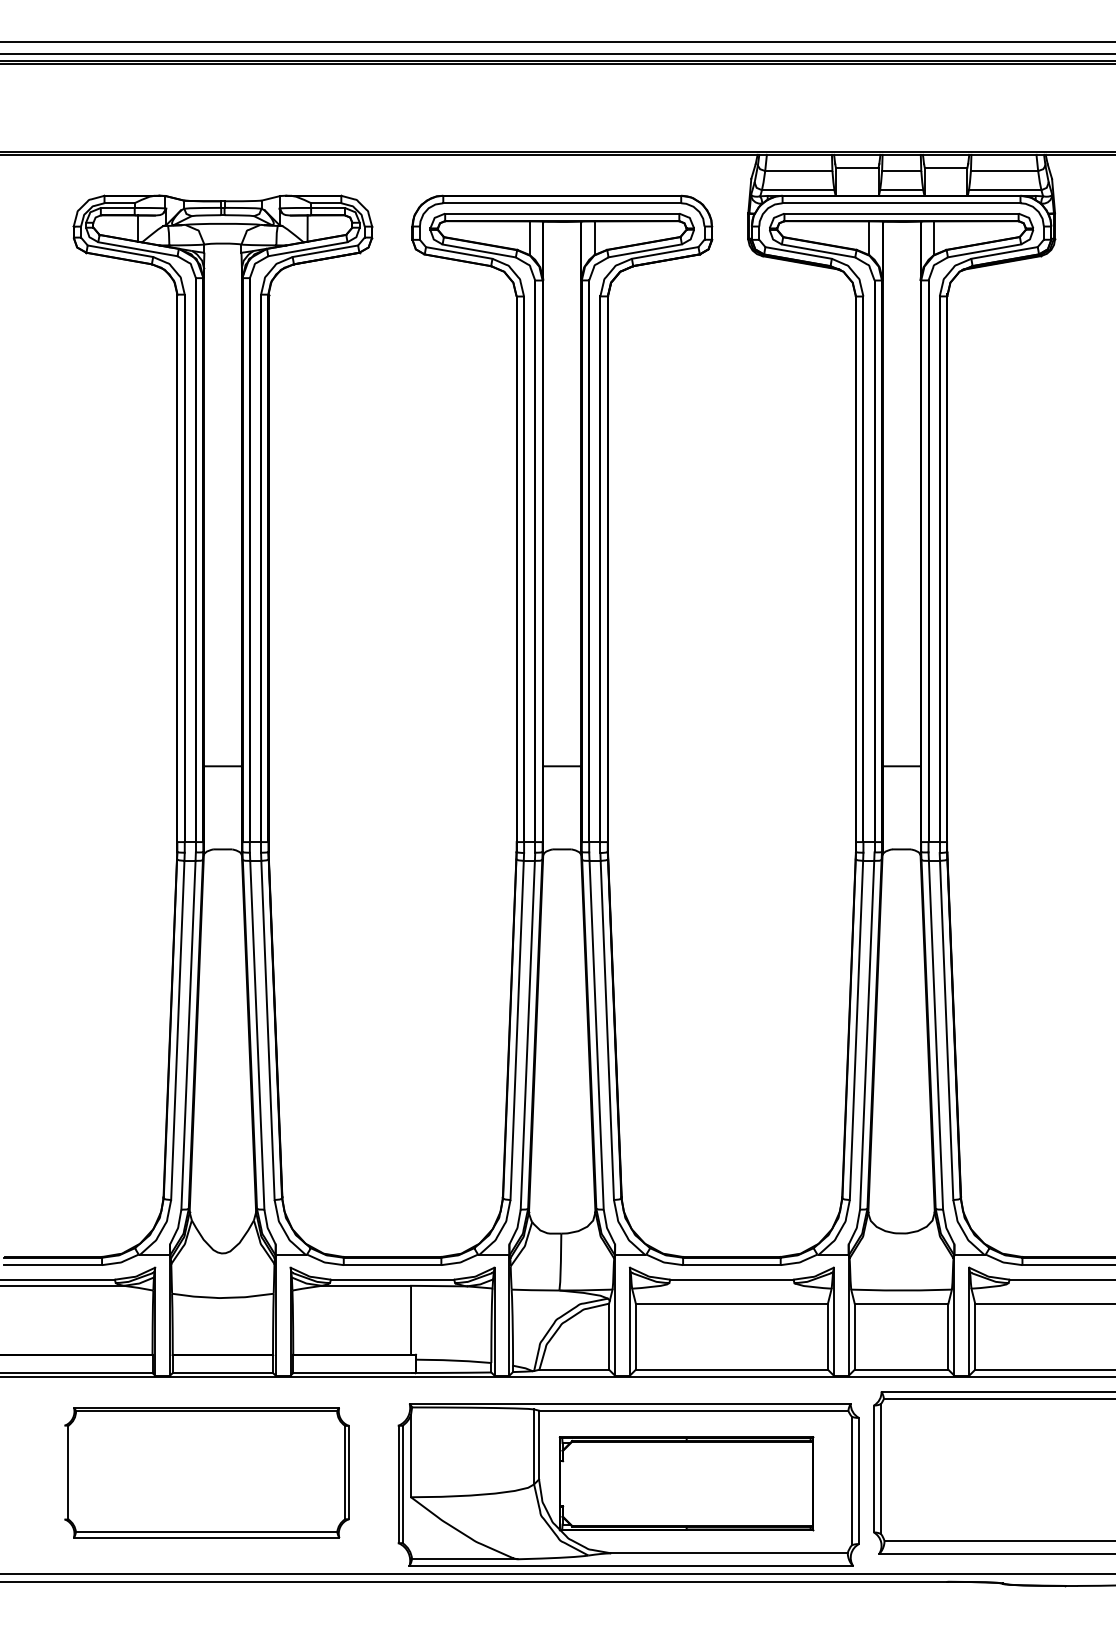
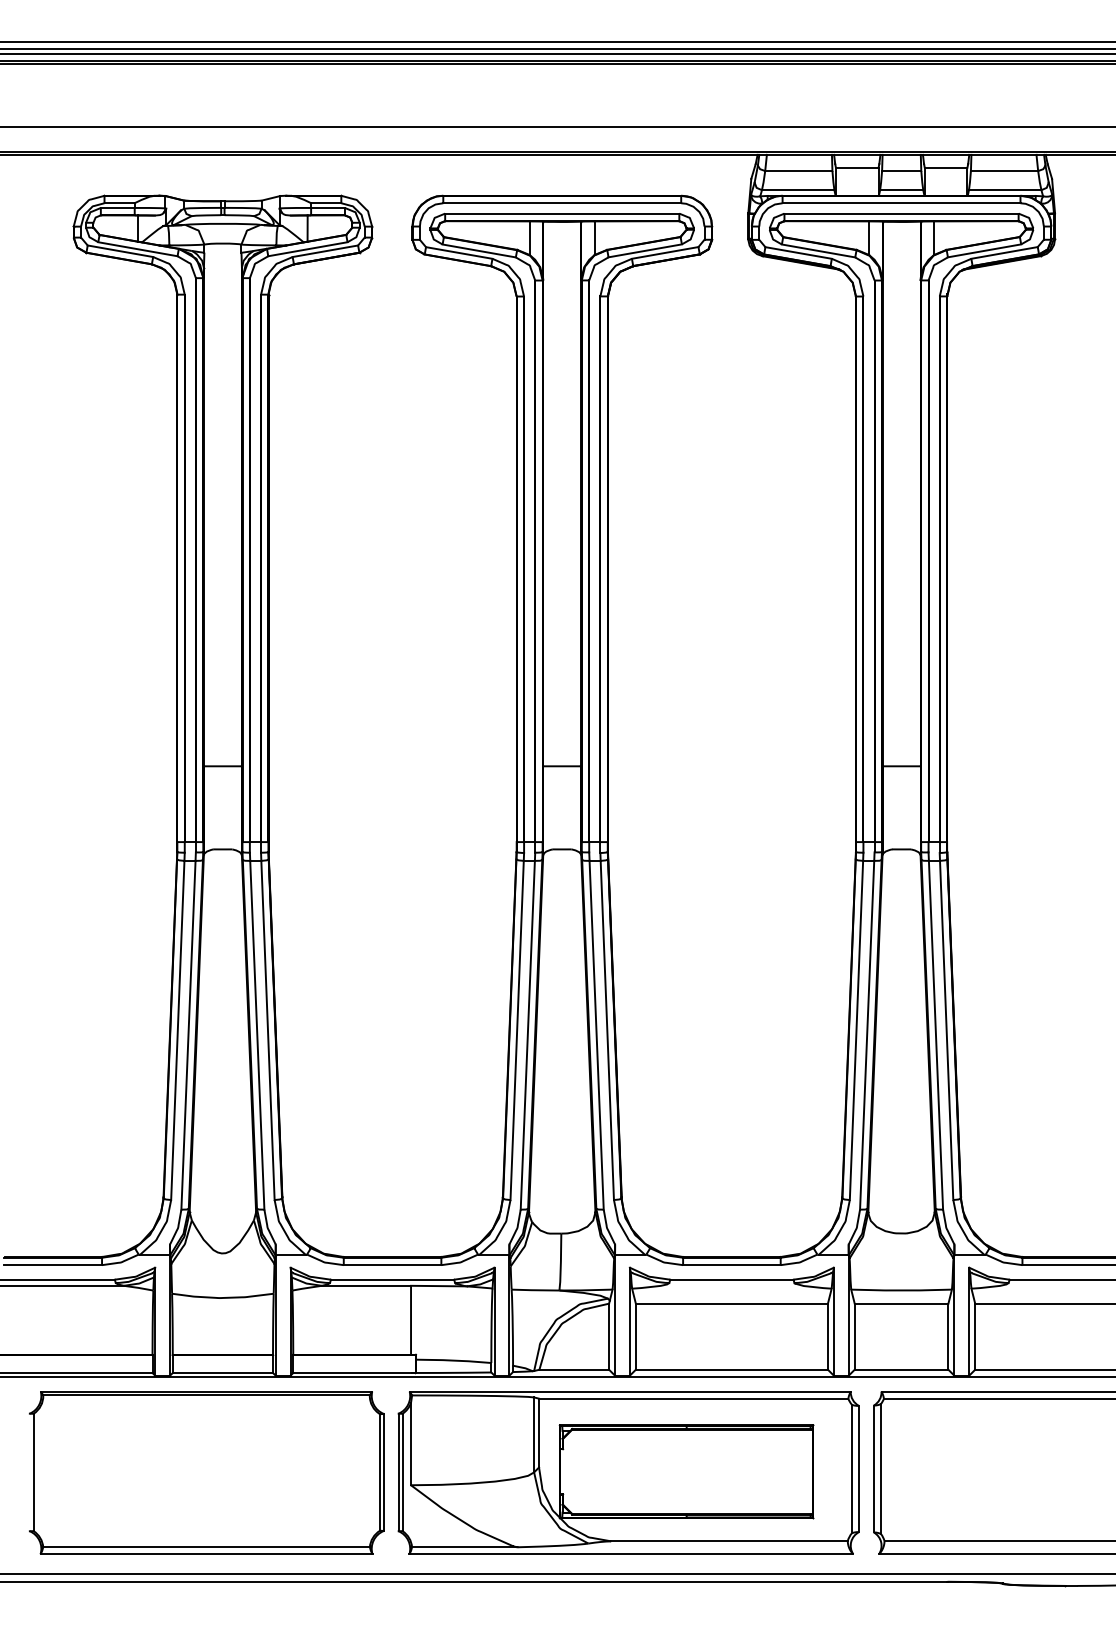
line: none -> present (557, 49)
line: none -> present (557, 127)
part size: 286x132 px -> 356x164 px (206, 1472)
part position: (628, 1484) -> (628, 1472) (628, 1472)
